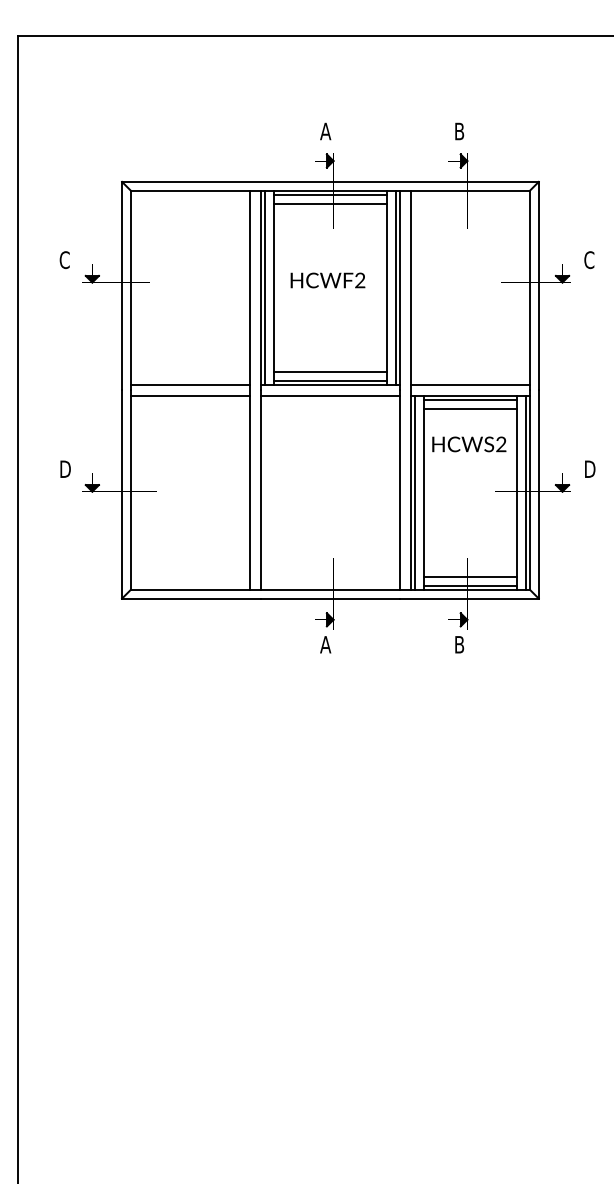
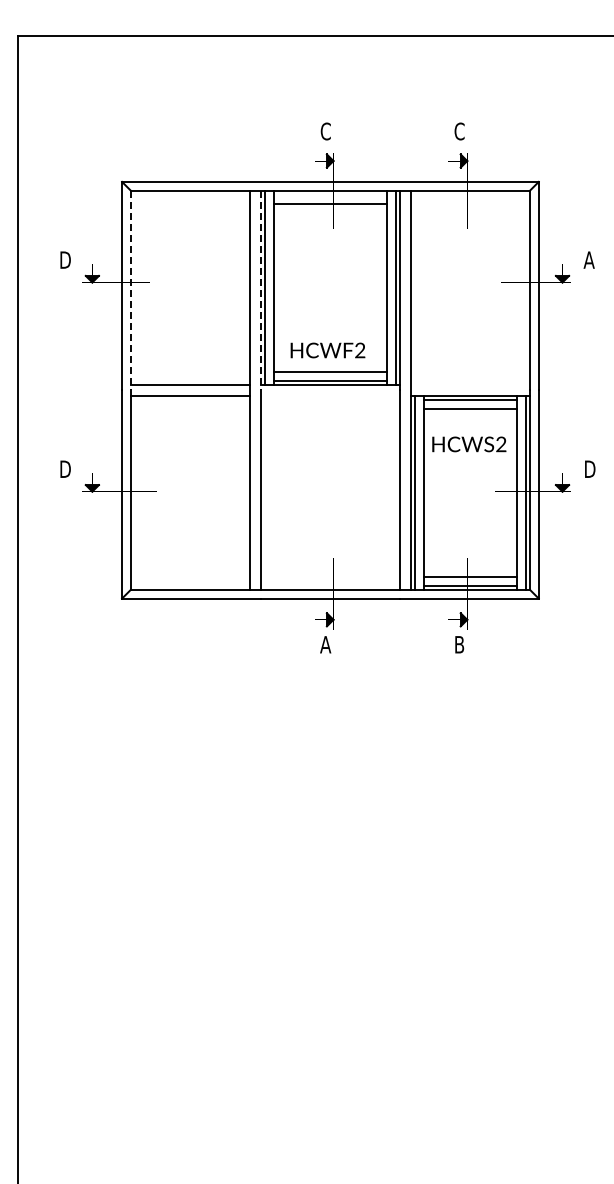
text: A -> C (325, 131)
text: B -> C (459, 131)
line: present -> none (330, 194)
text: C -> D (64, 260)
text: C -> A (588, 260)
text position: (327, 280) -> (327, 350) (327, 350)
line: solid -> dashed (130, 290)
line: solid -> dashed (260, 290)
line: present -> none (470, 384)
line: present -> none (329, 395)
